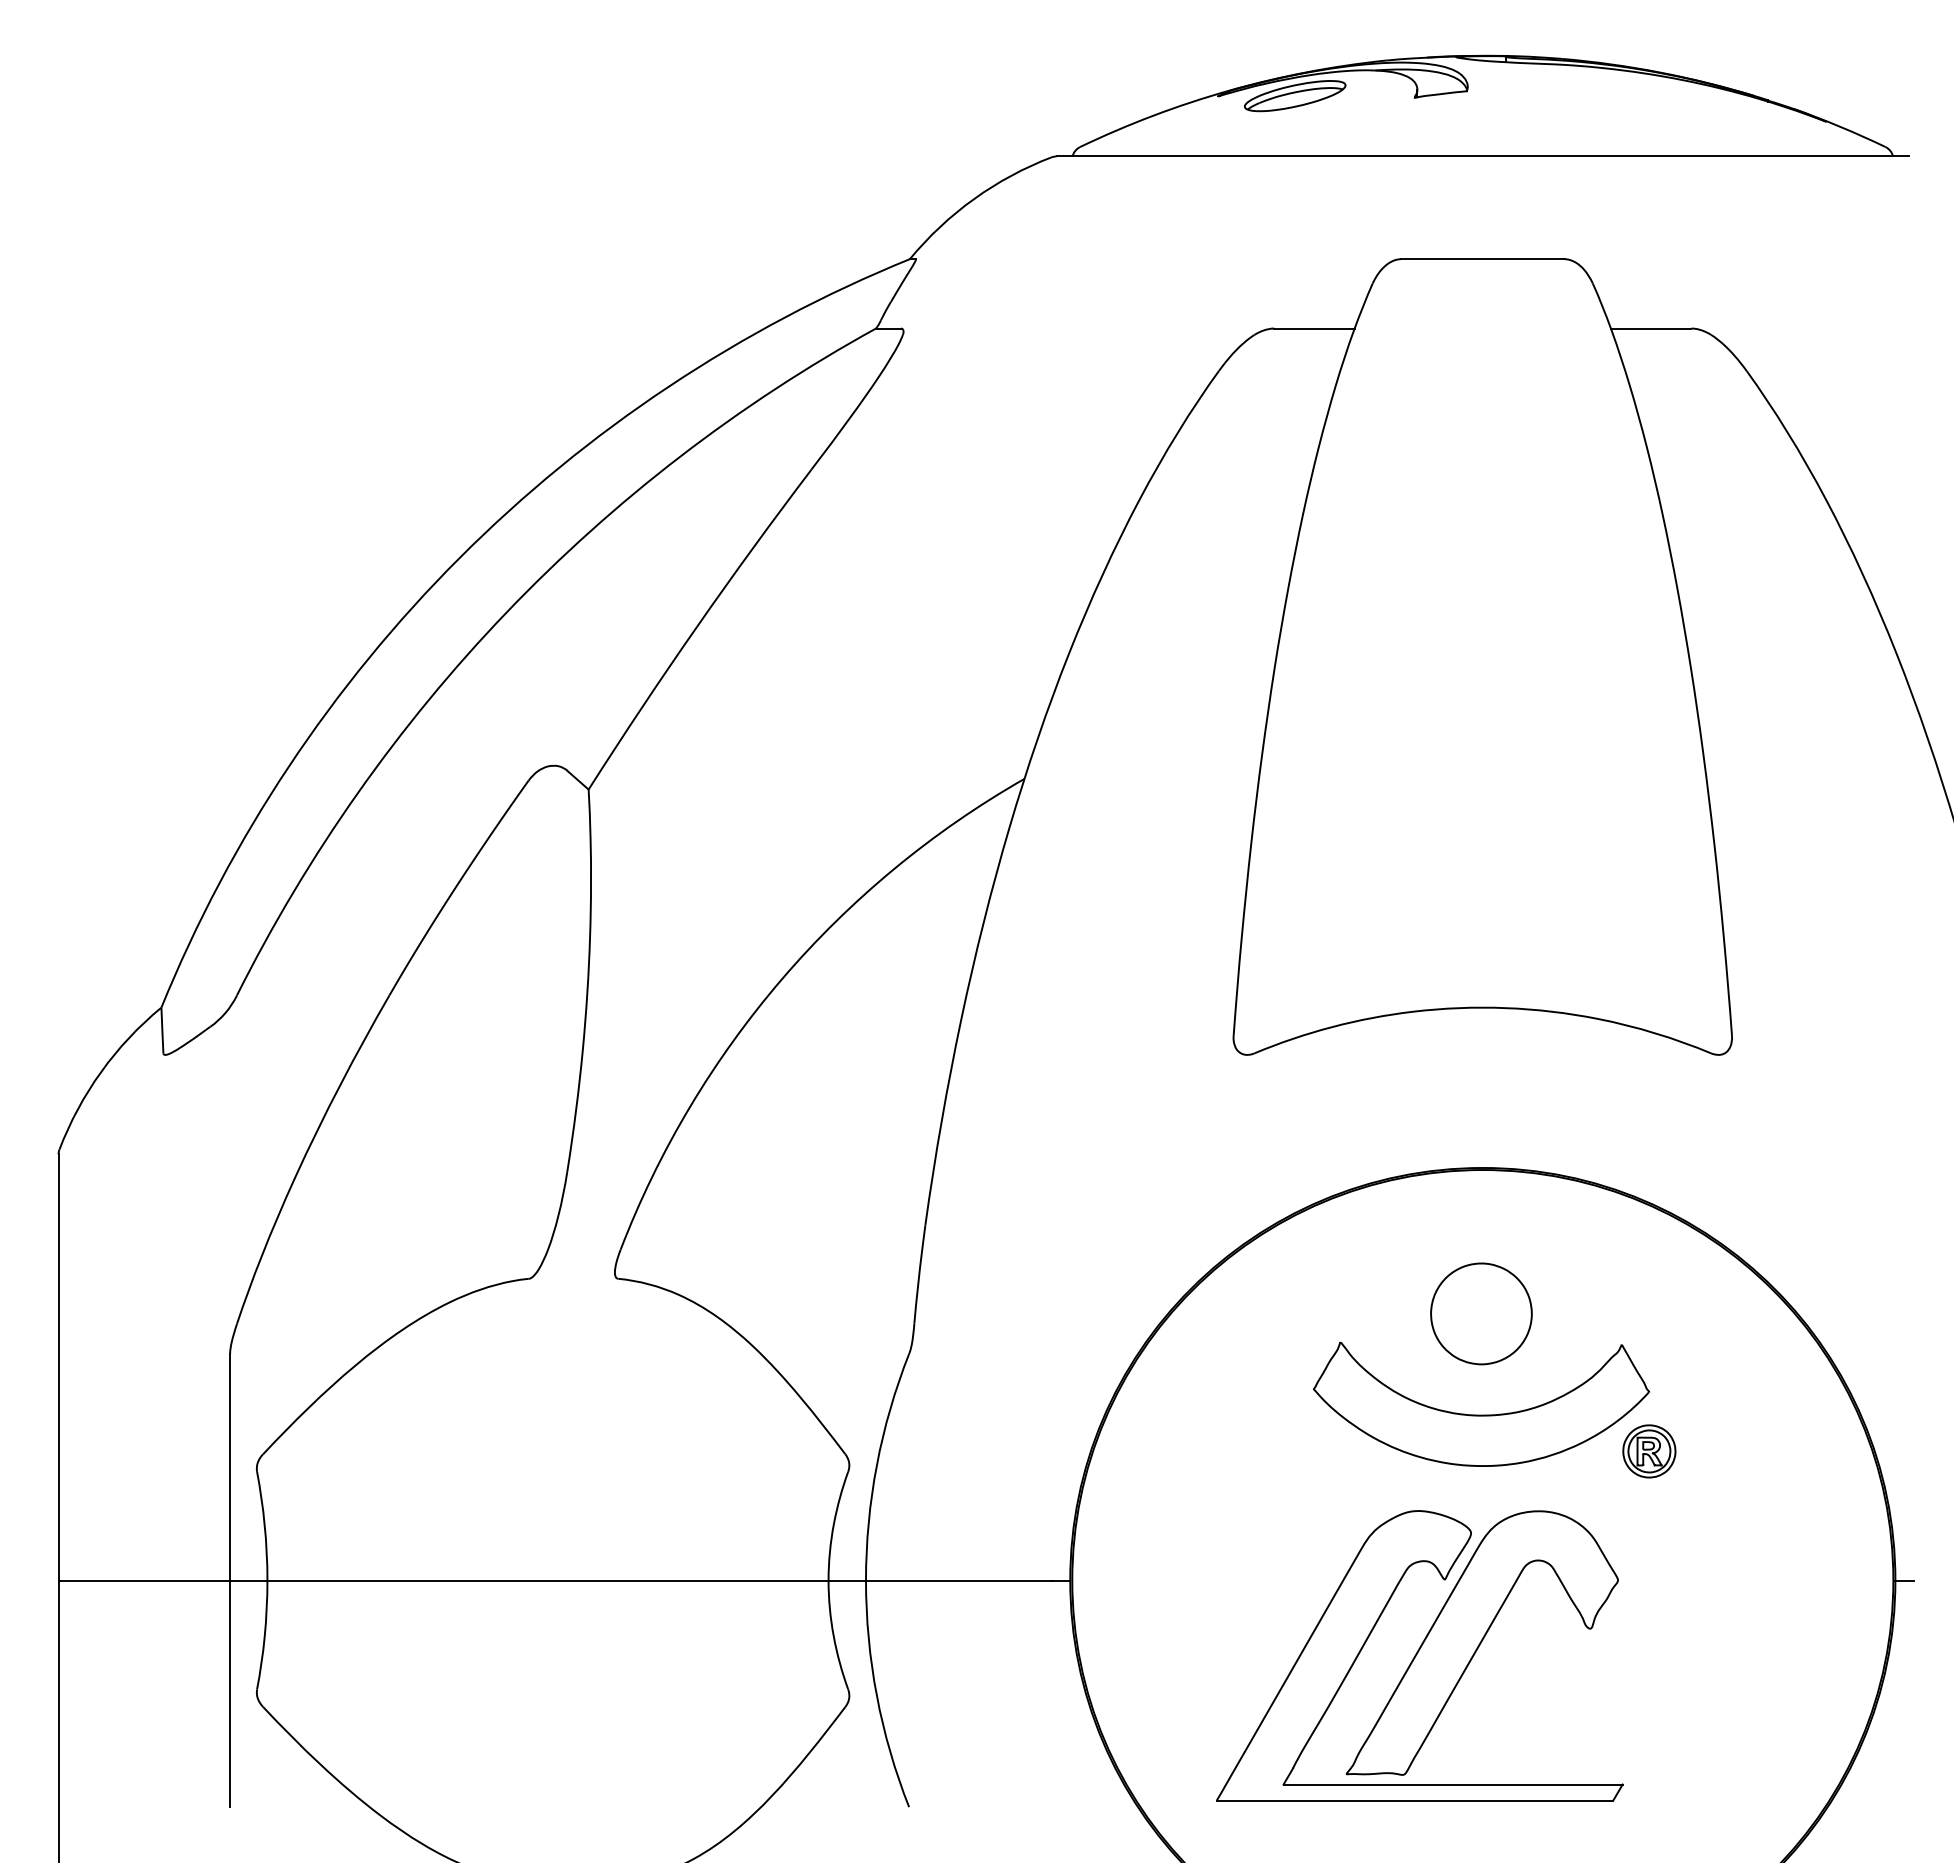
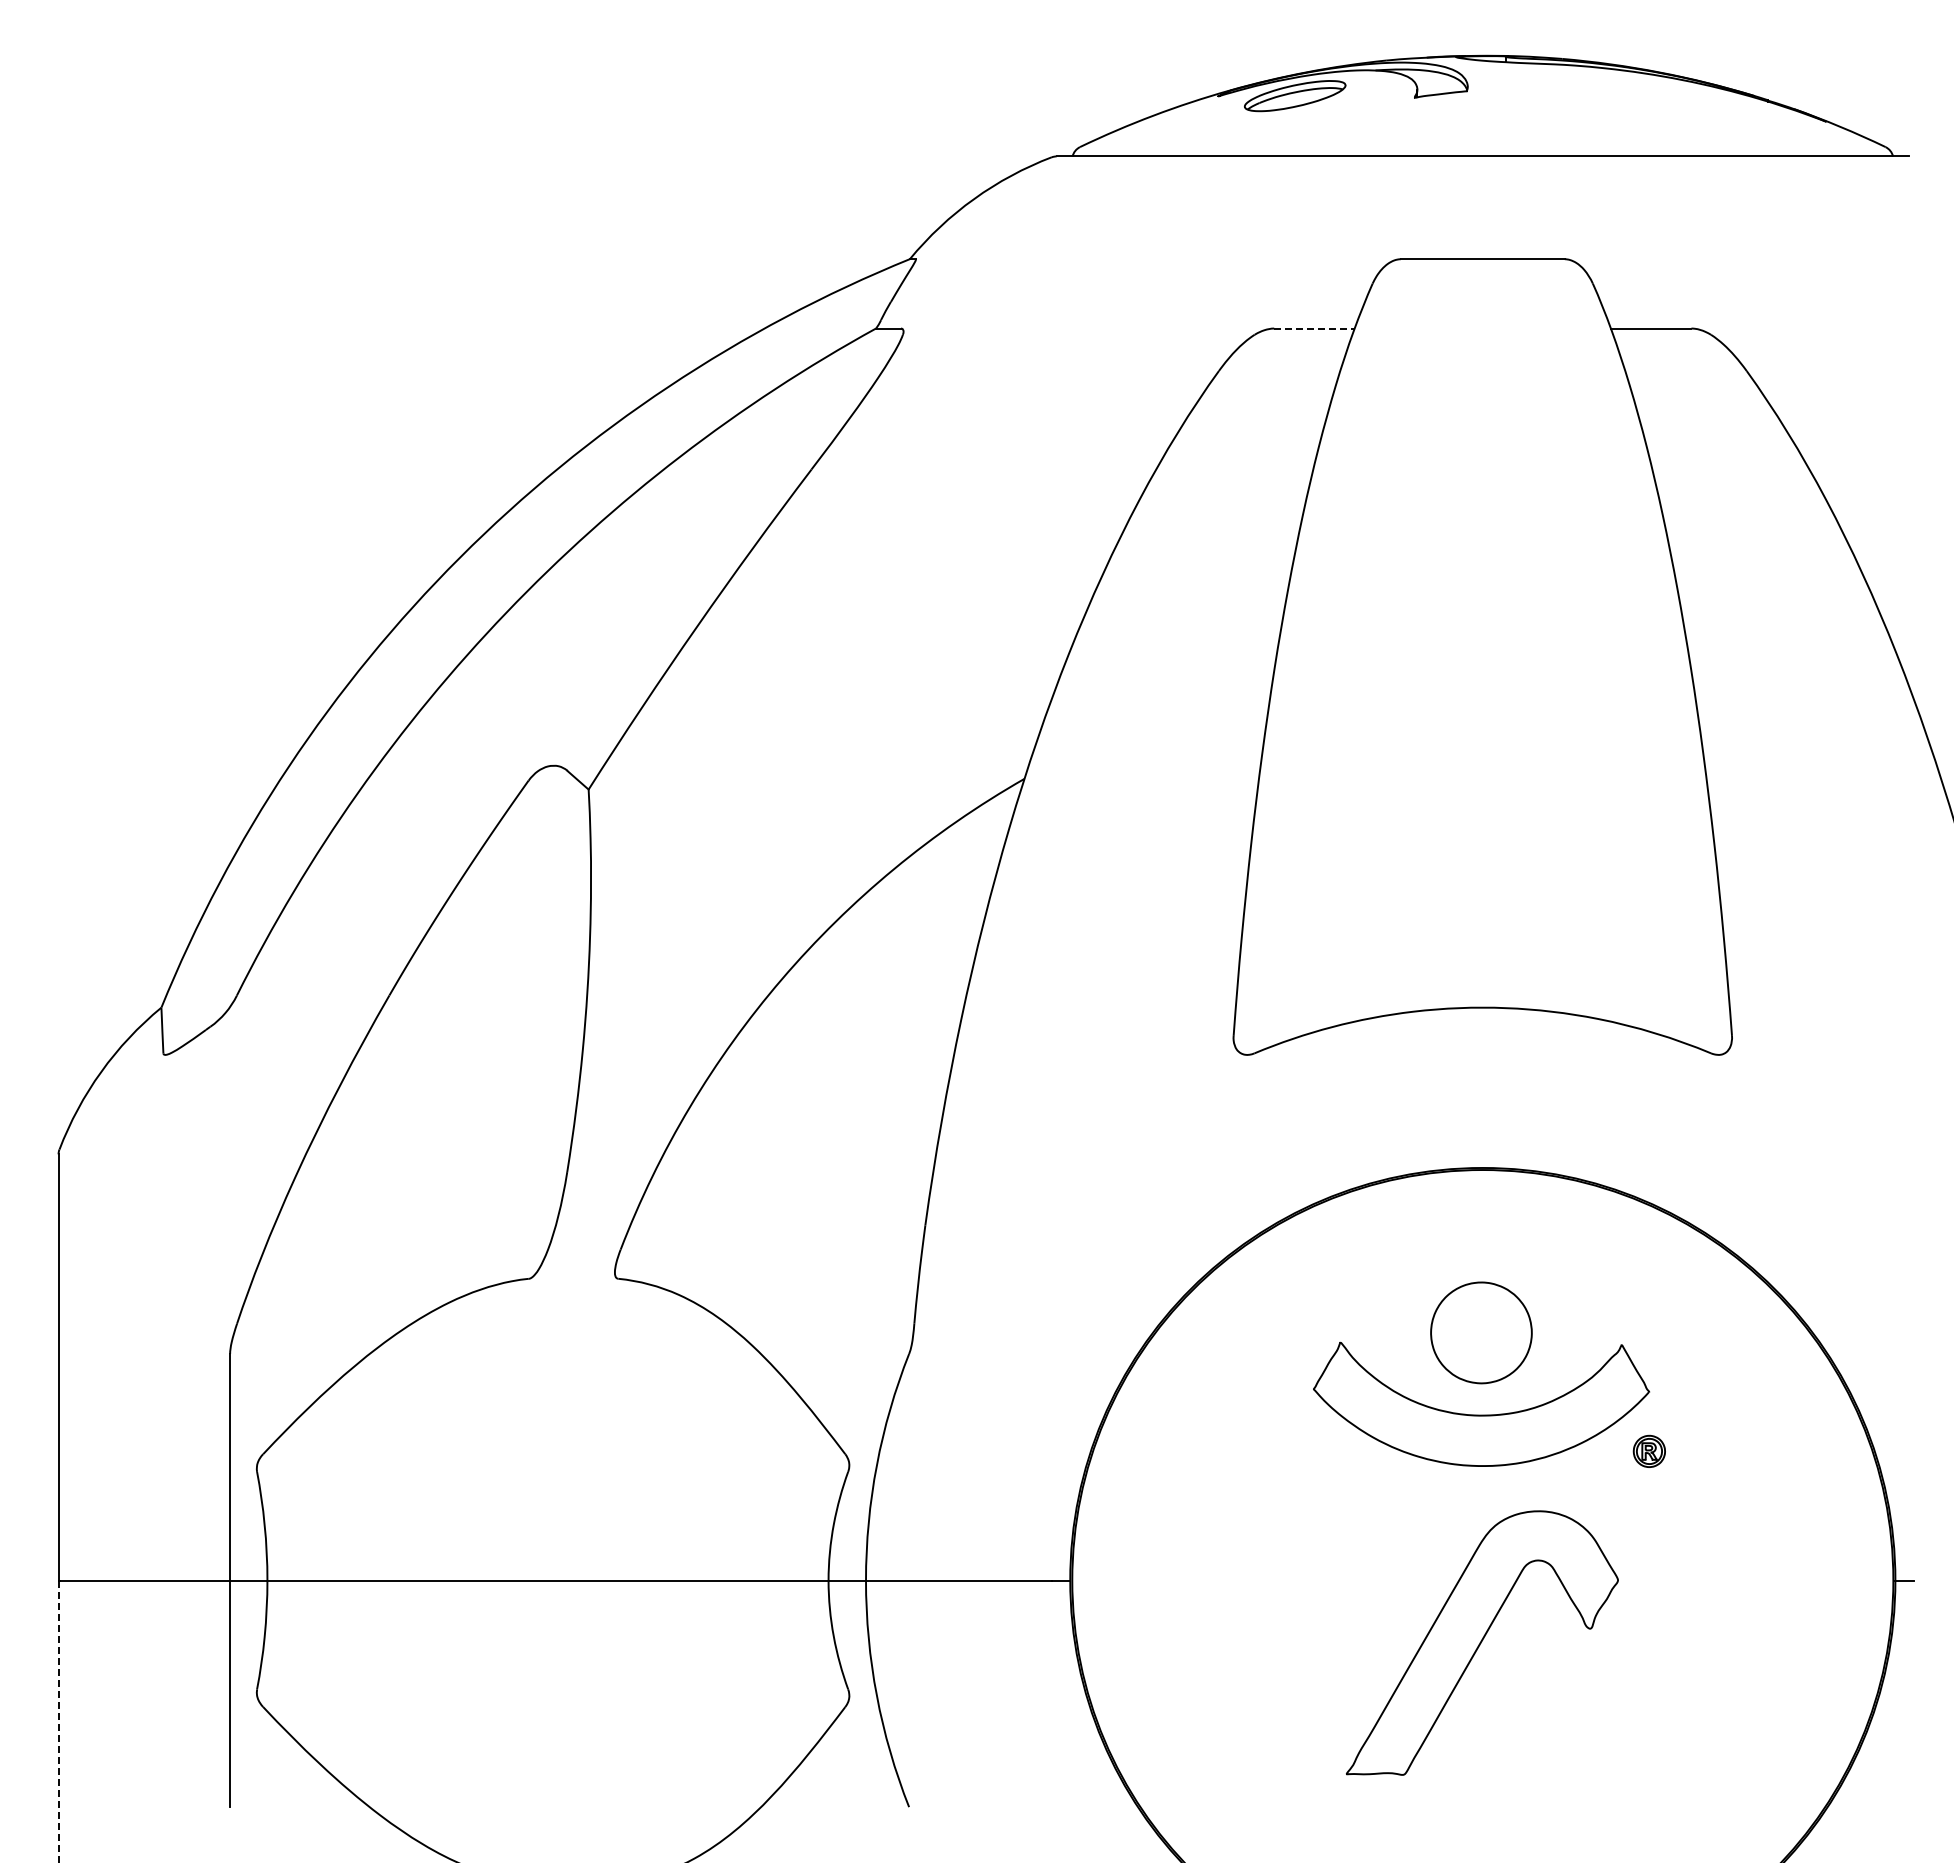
line: solid -> dashed (1314, 328)
part position: (1481, 1313) -> (1481, 1332) (1481, 1332)
part size: 55x55 px -> 34x34 px (1648, 1450)
part: present -> none (1374, 1628)
line: solid -> dashed (58, 1721)
